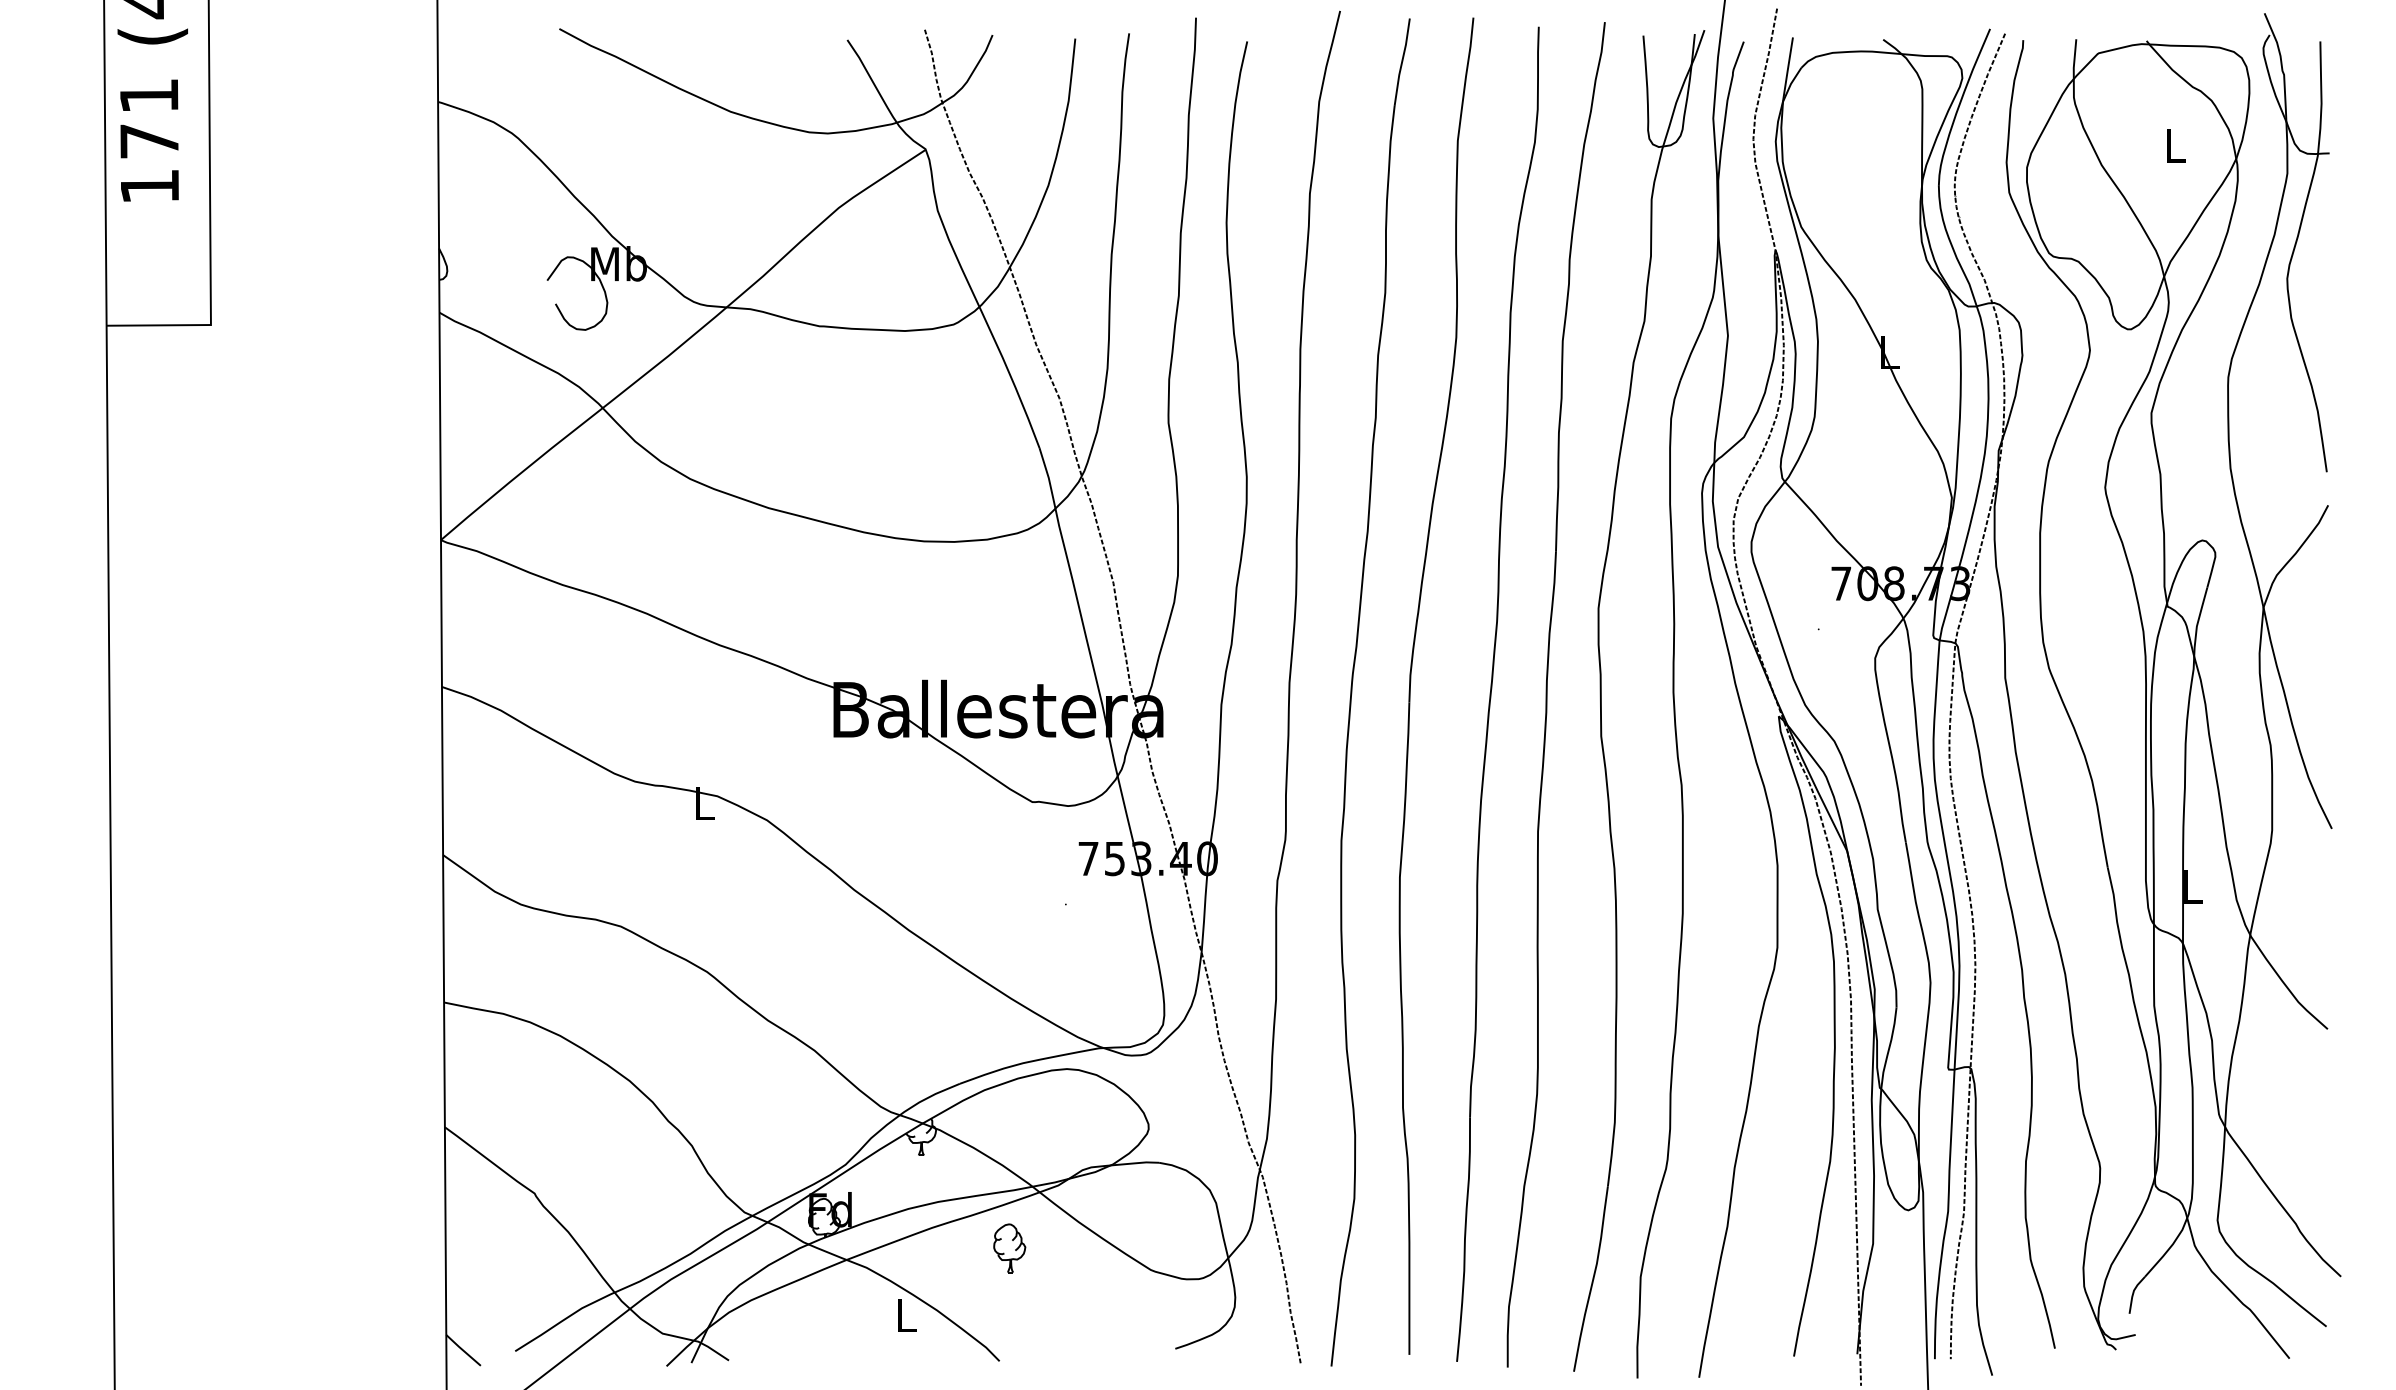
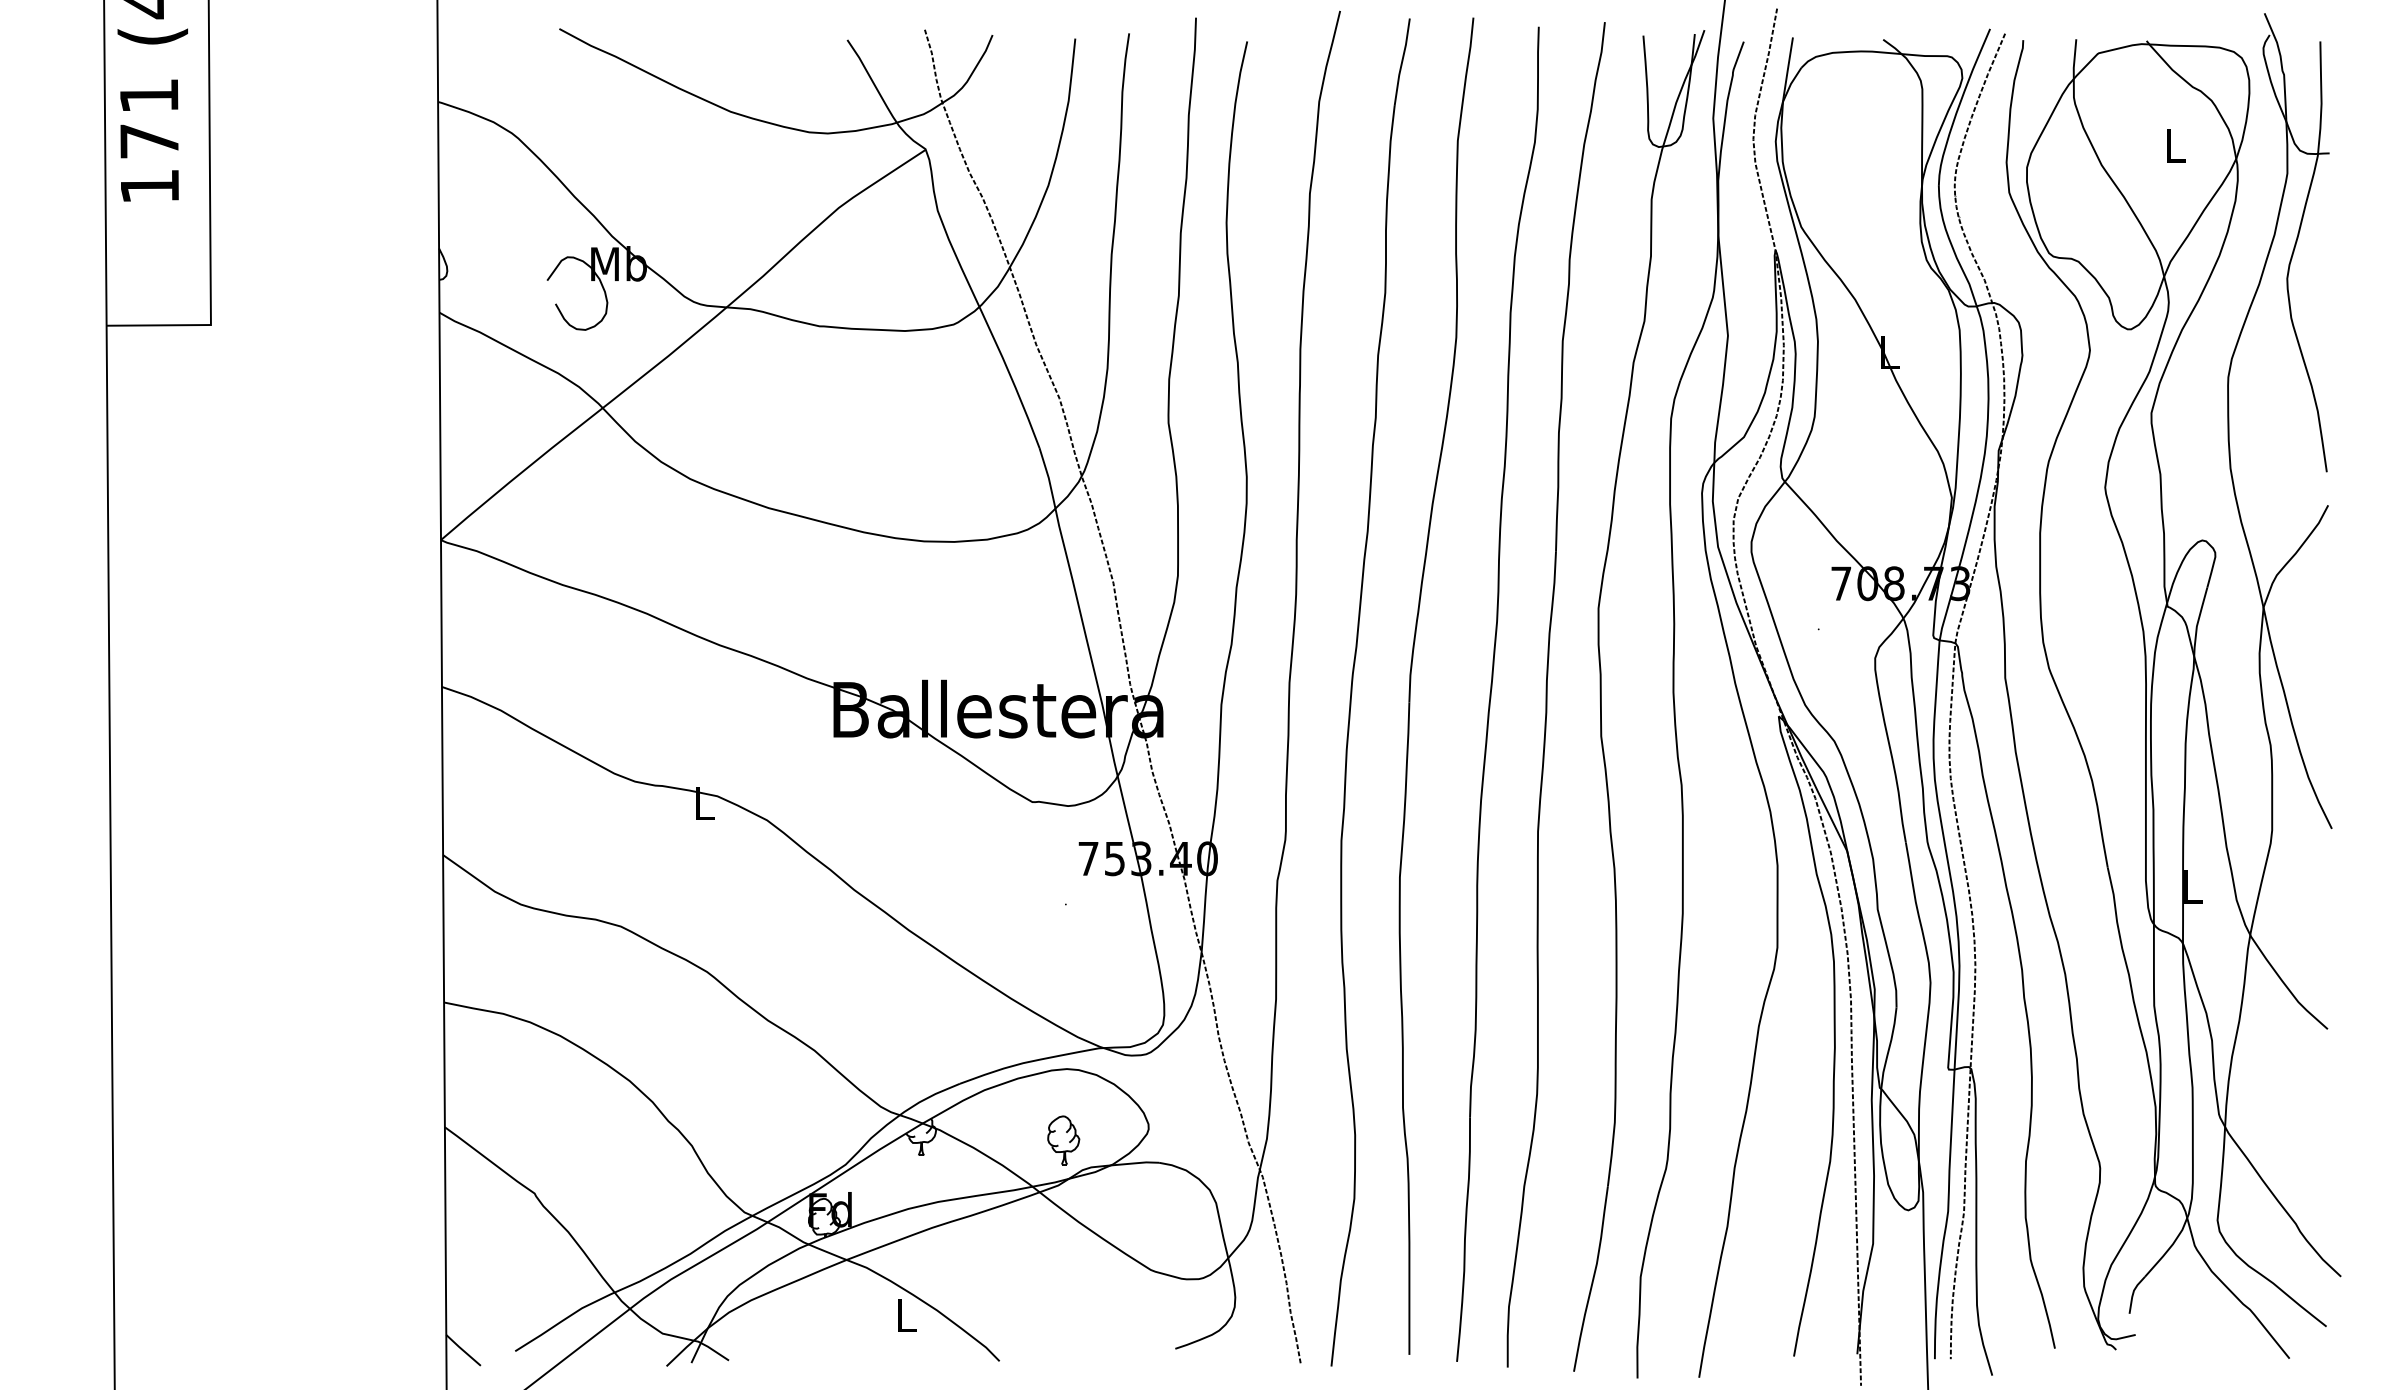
part position: (1009, 1248) -> (1063, 1140) (1063, 1140)
